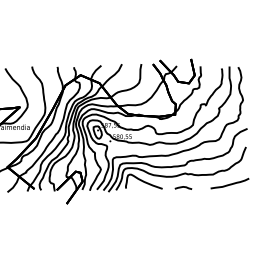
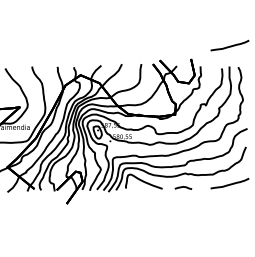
curve: none -> present (229, 45)
